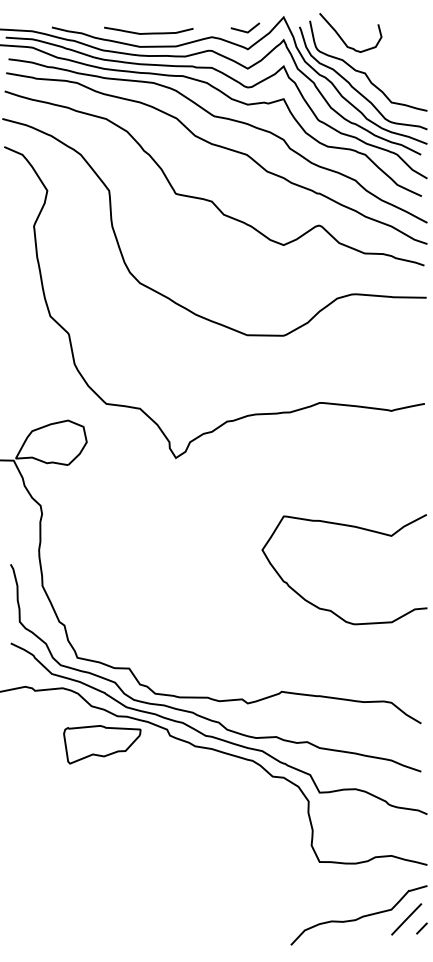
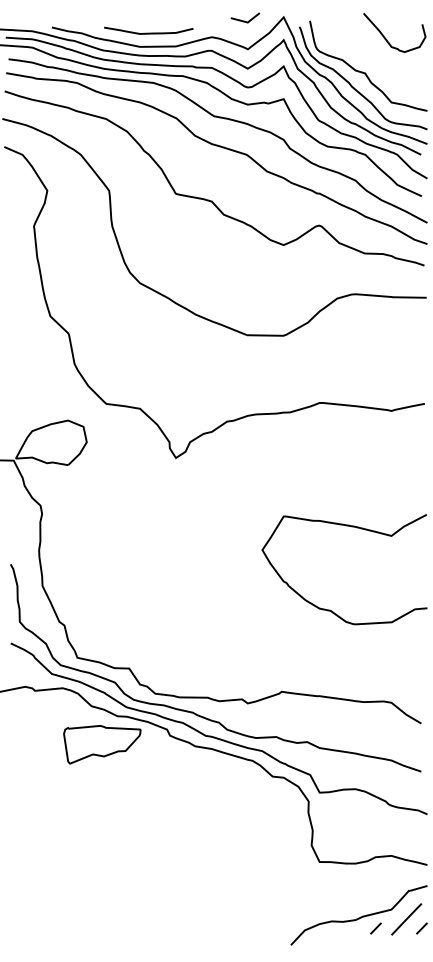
line position: (244, 30) -> (244, 20) (244, 20)
curve position: (343, 39) -> (387, 39) (387, 39)
line: none -> present (375, 928)
